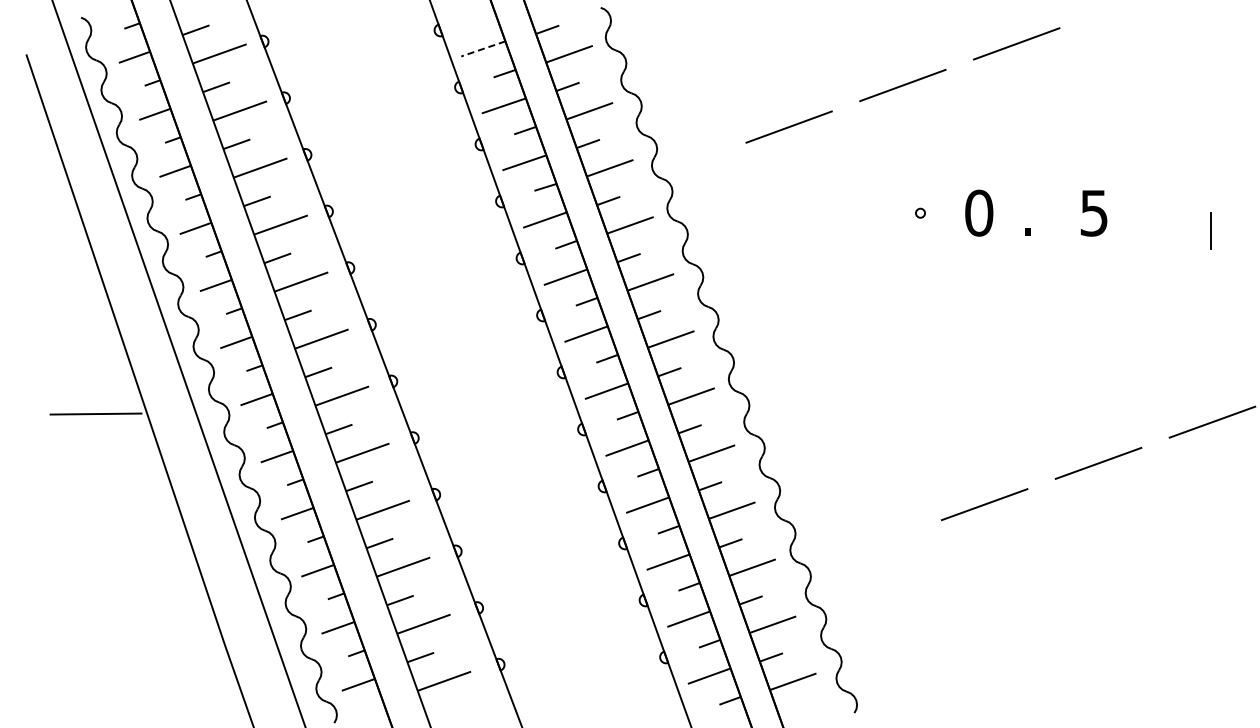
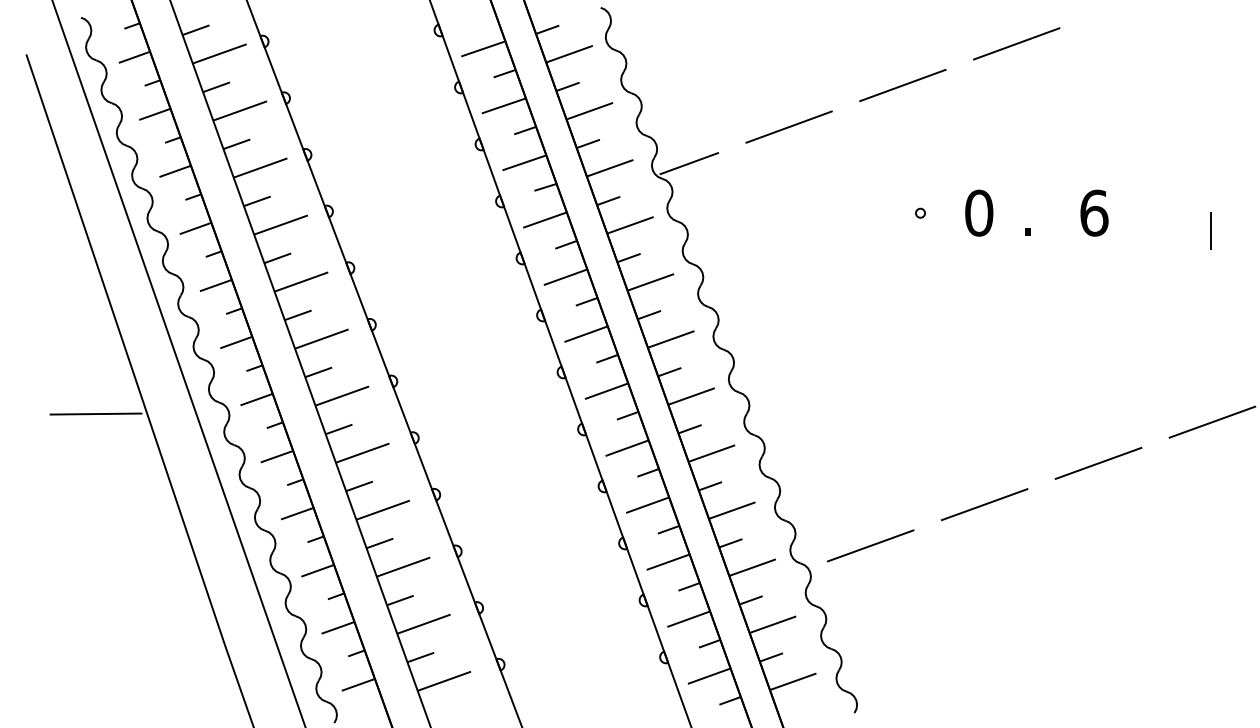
line: dashed -> solid (482, 49)
line: none -> present (689, 163)
text: 5 -> 6 (1094, 212)
line: none -> present (870, 545)
